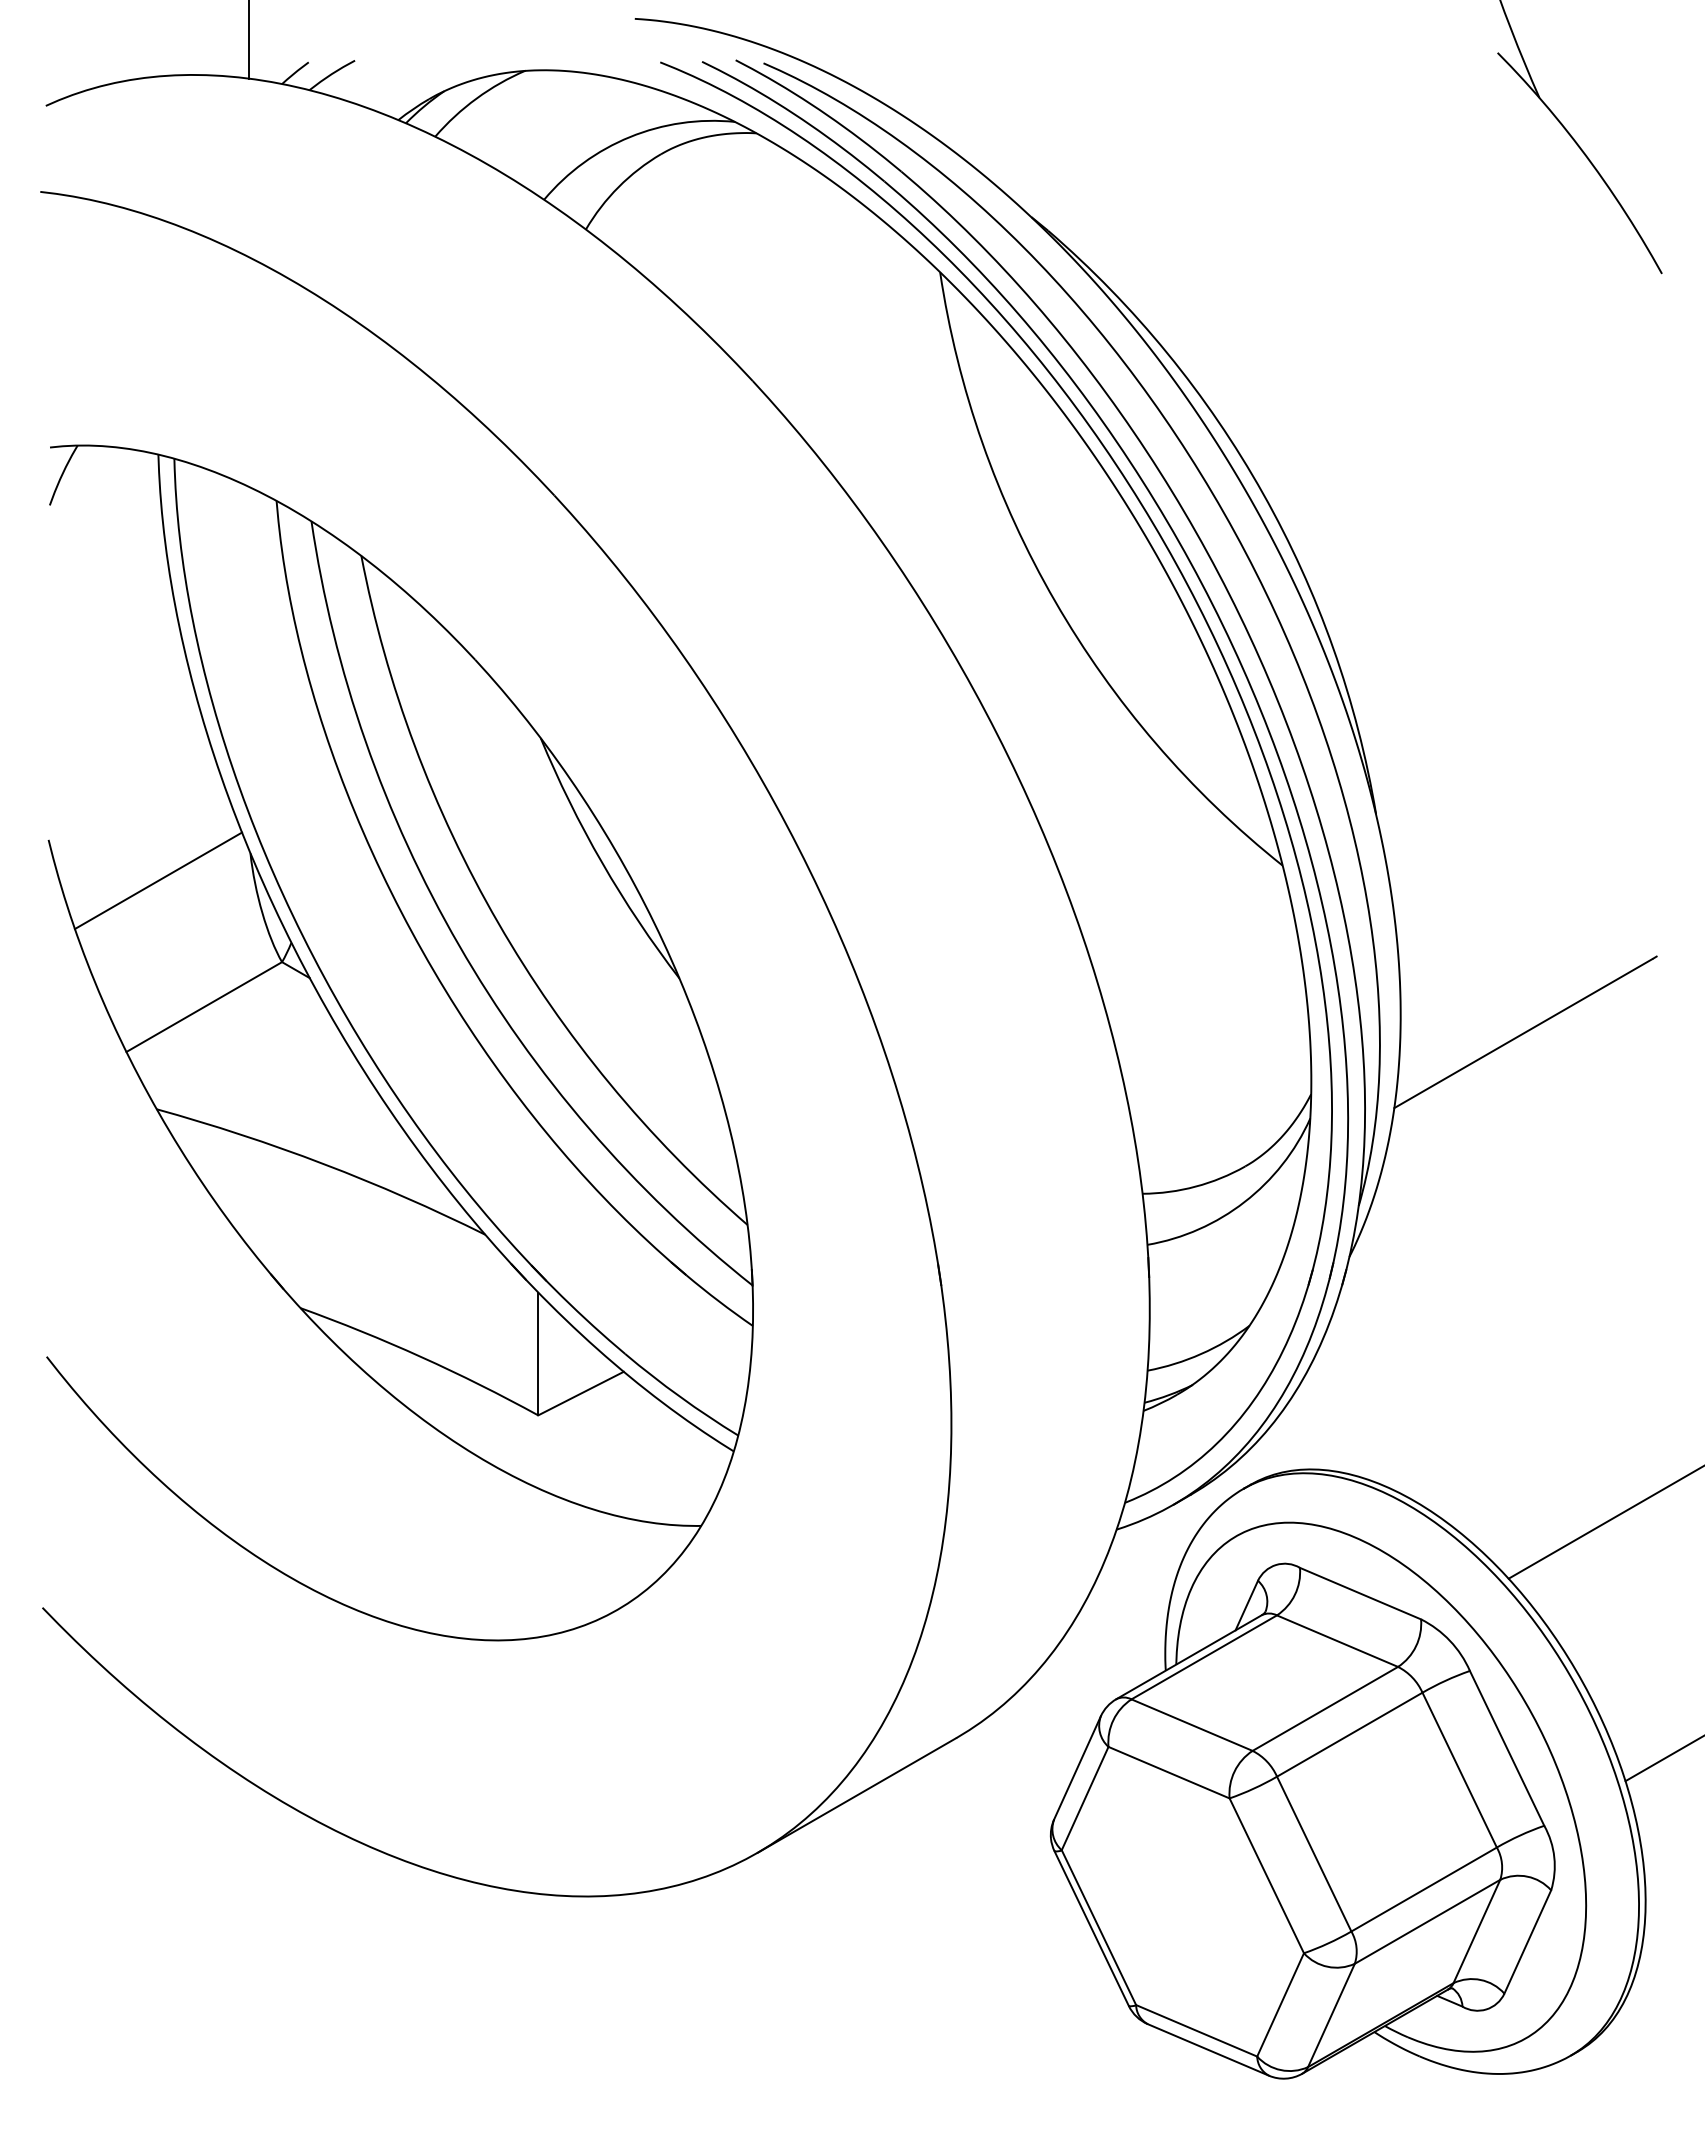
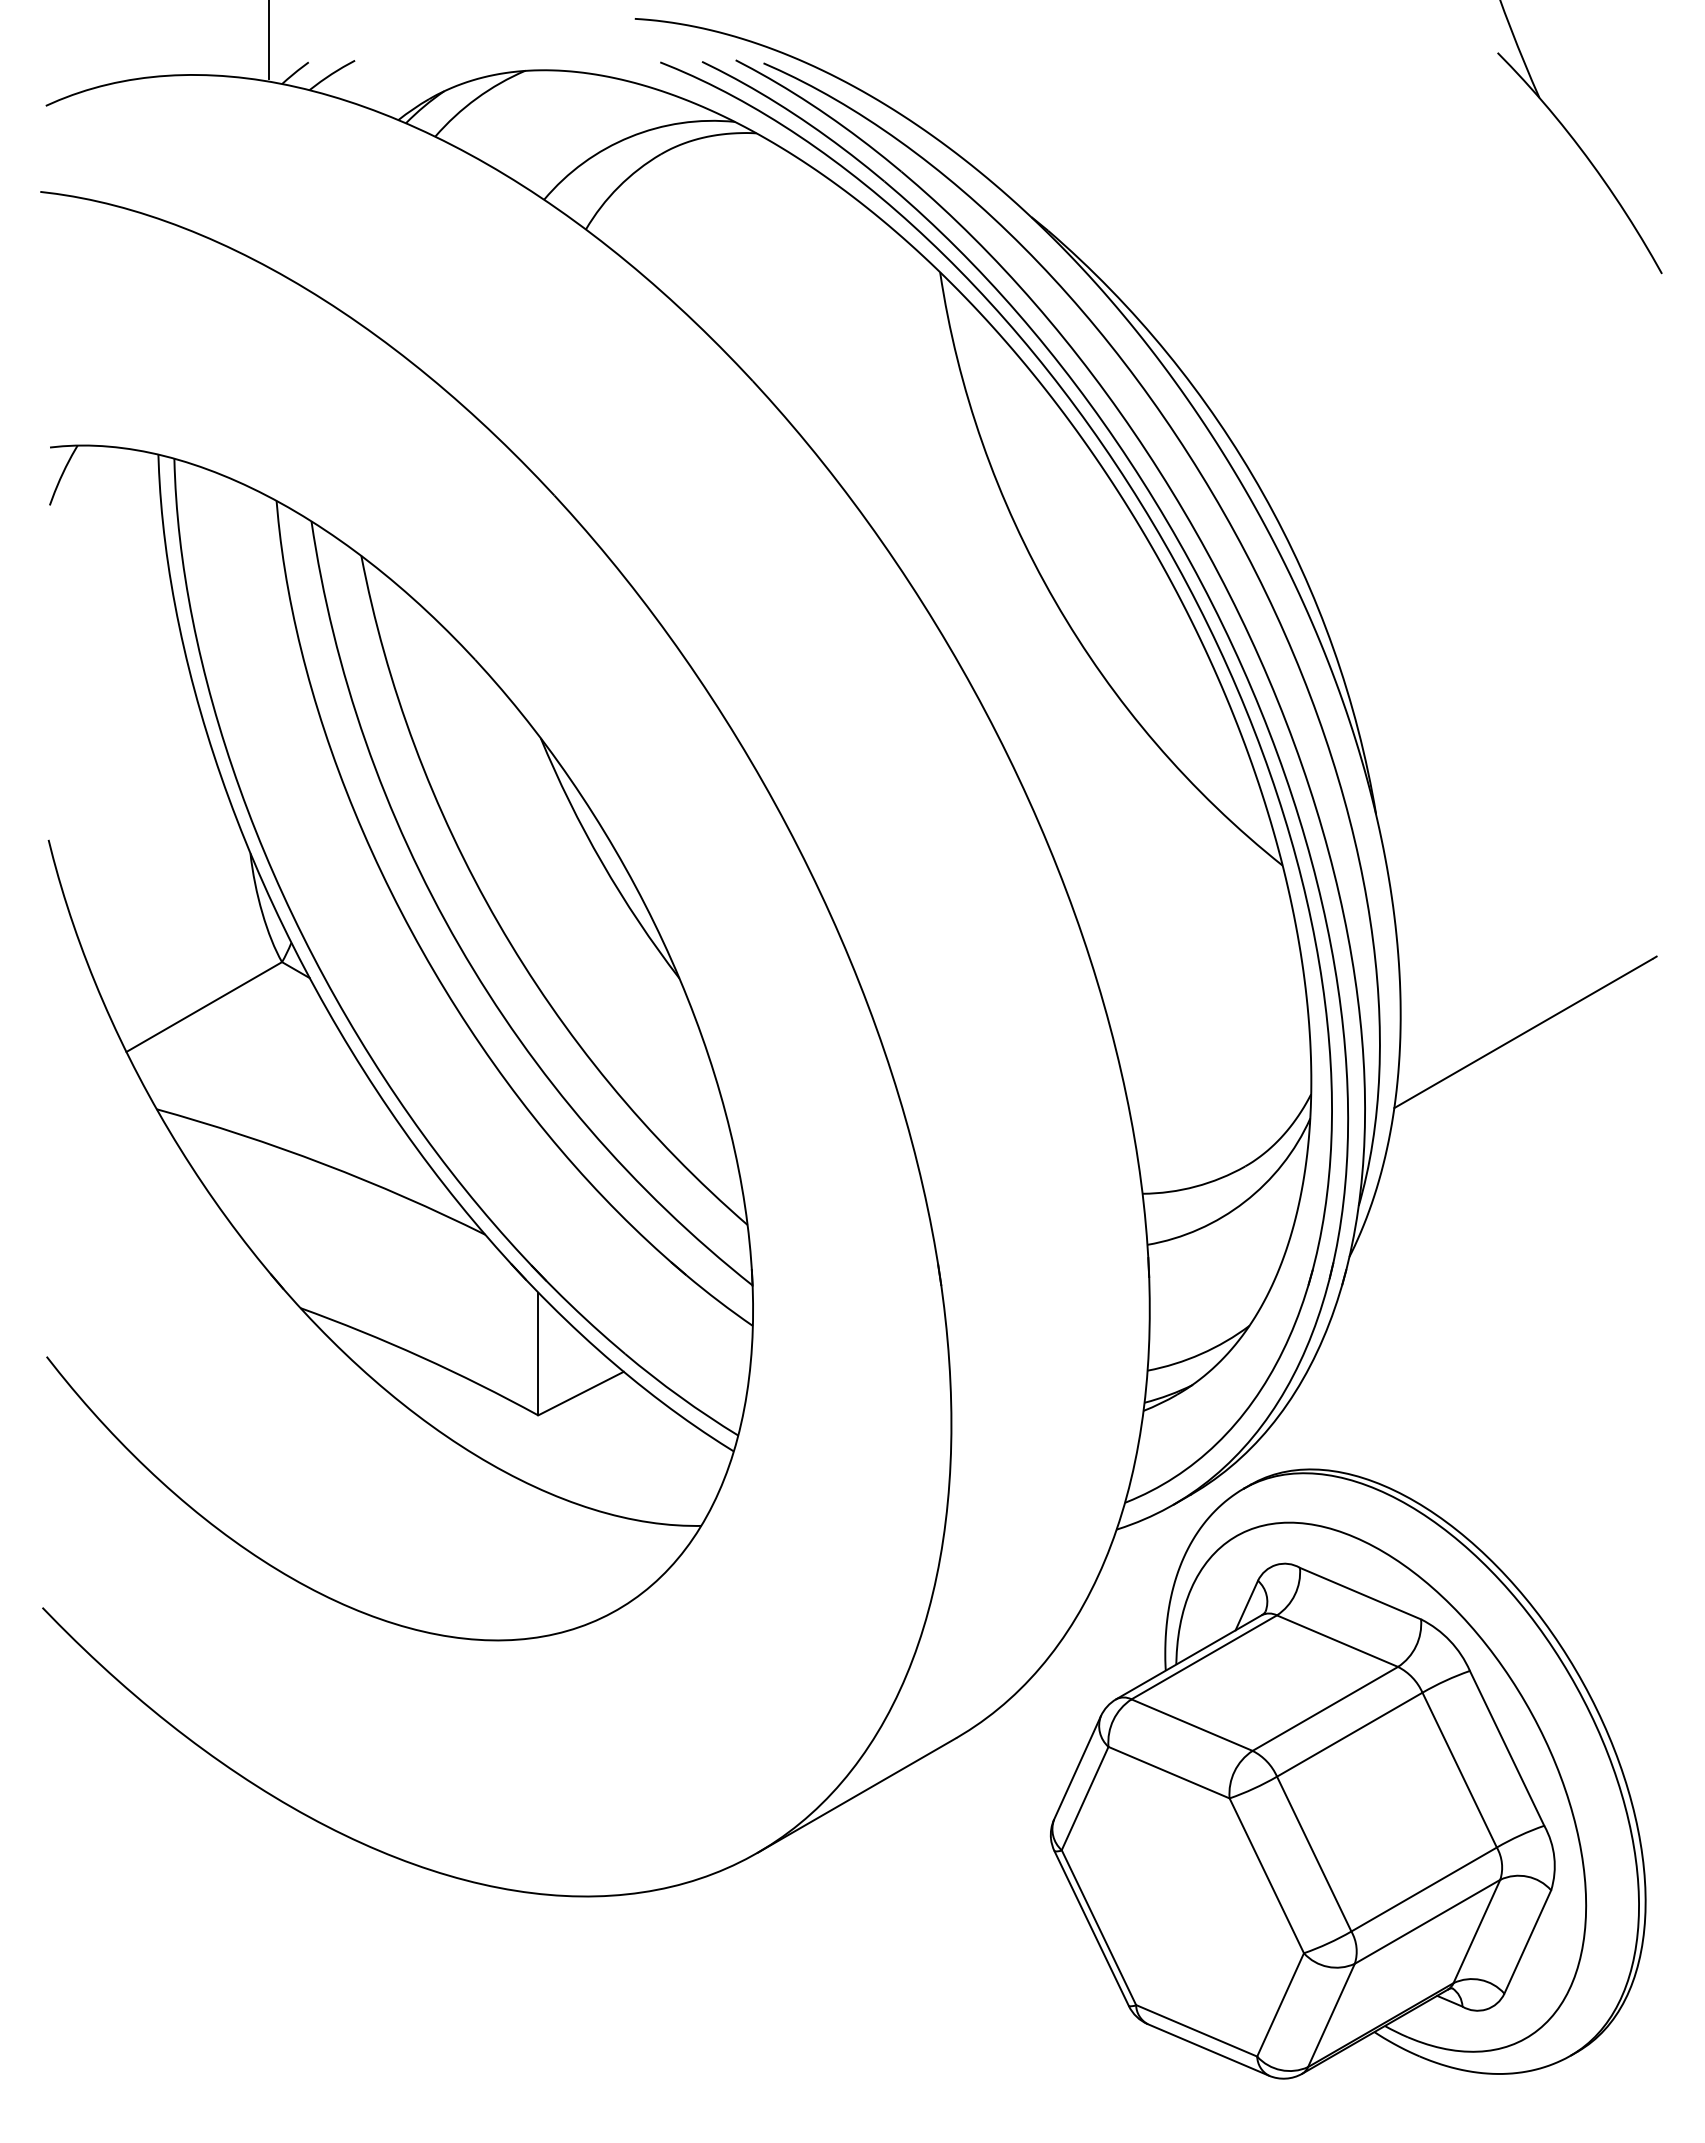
line position: (249, 40) -> (269, 40) (269, 40)
line: present -> none (158, 880)
line: present -> none (1604, 1522)
line: present -> none (1663, 1759)
